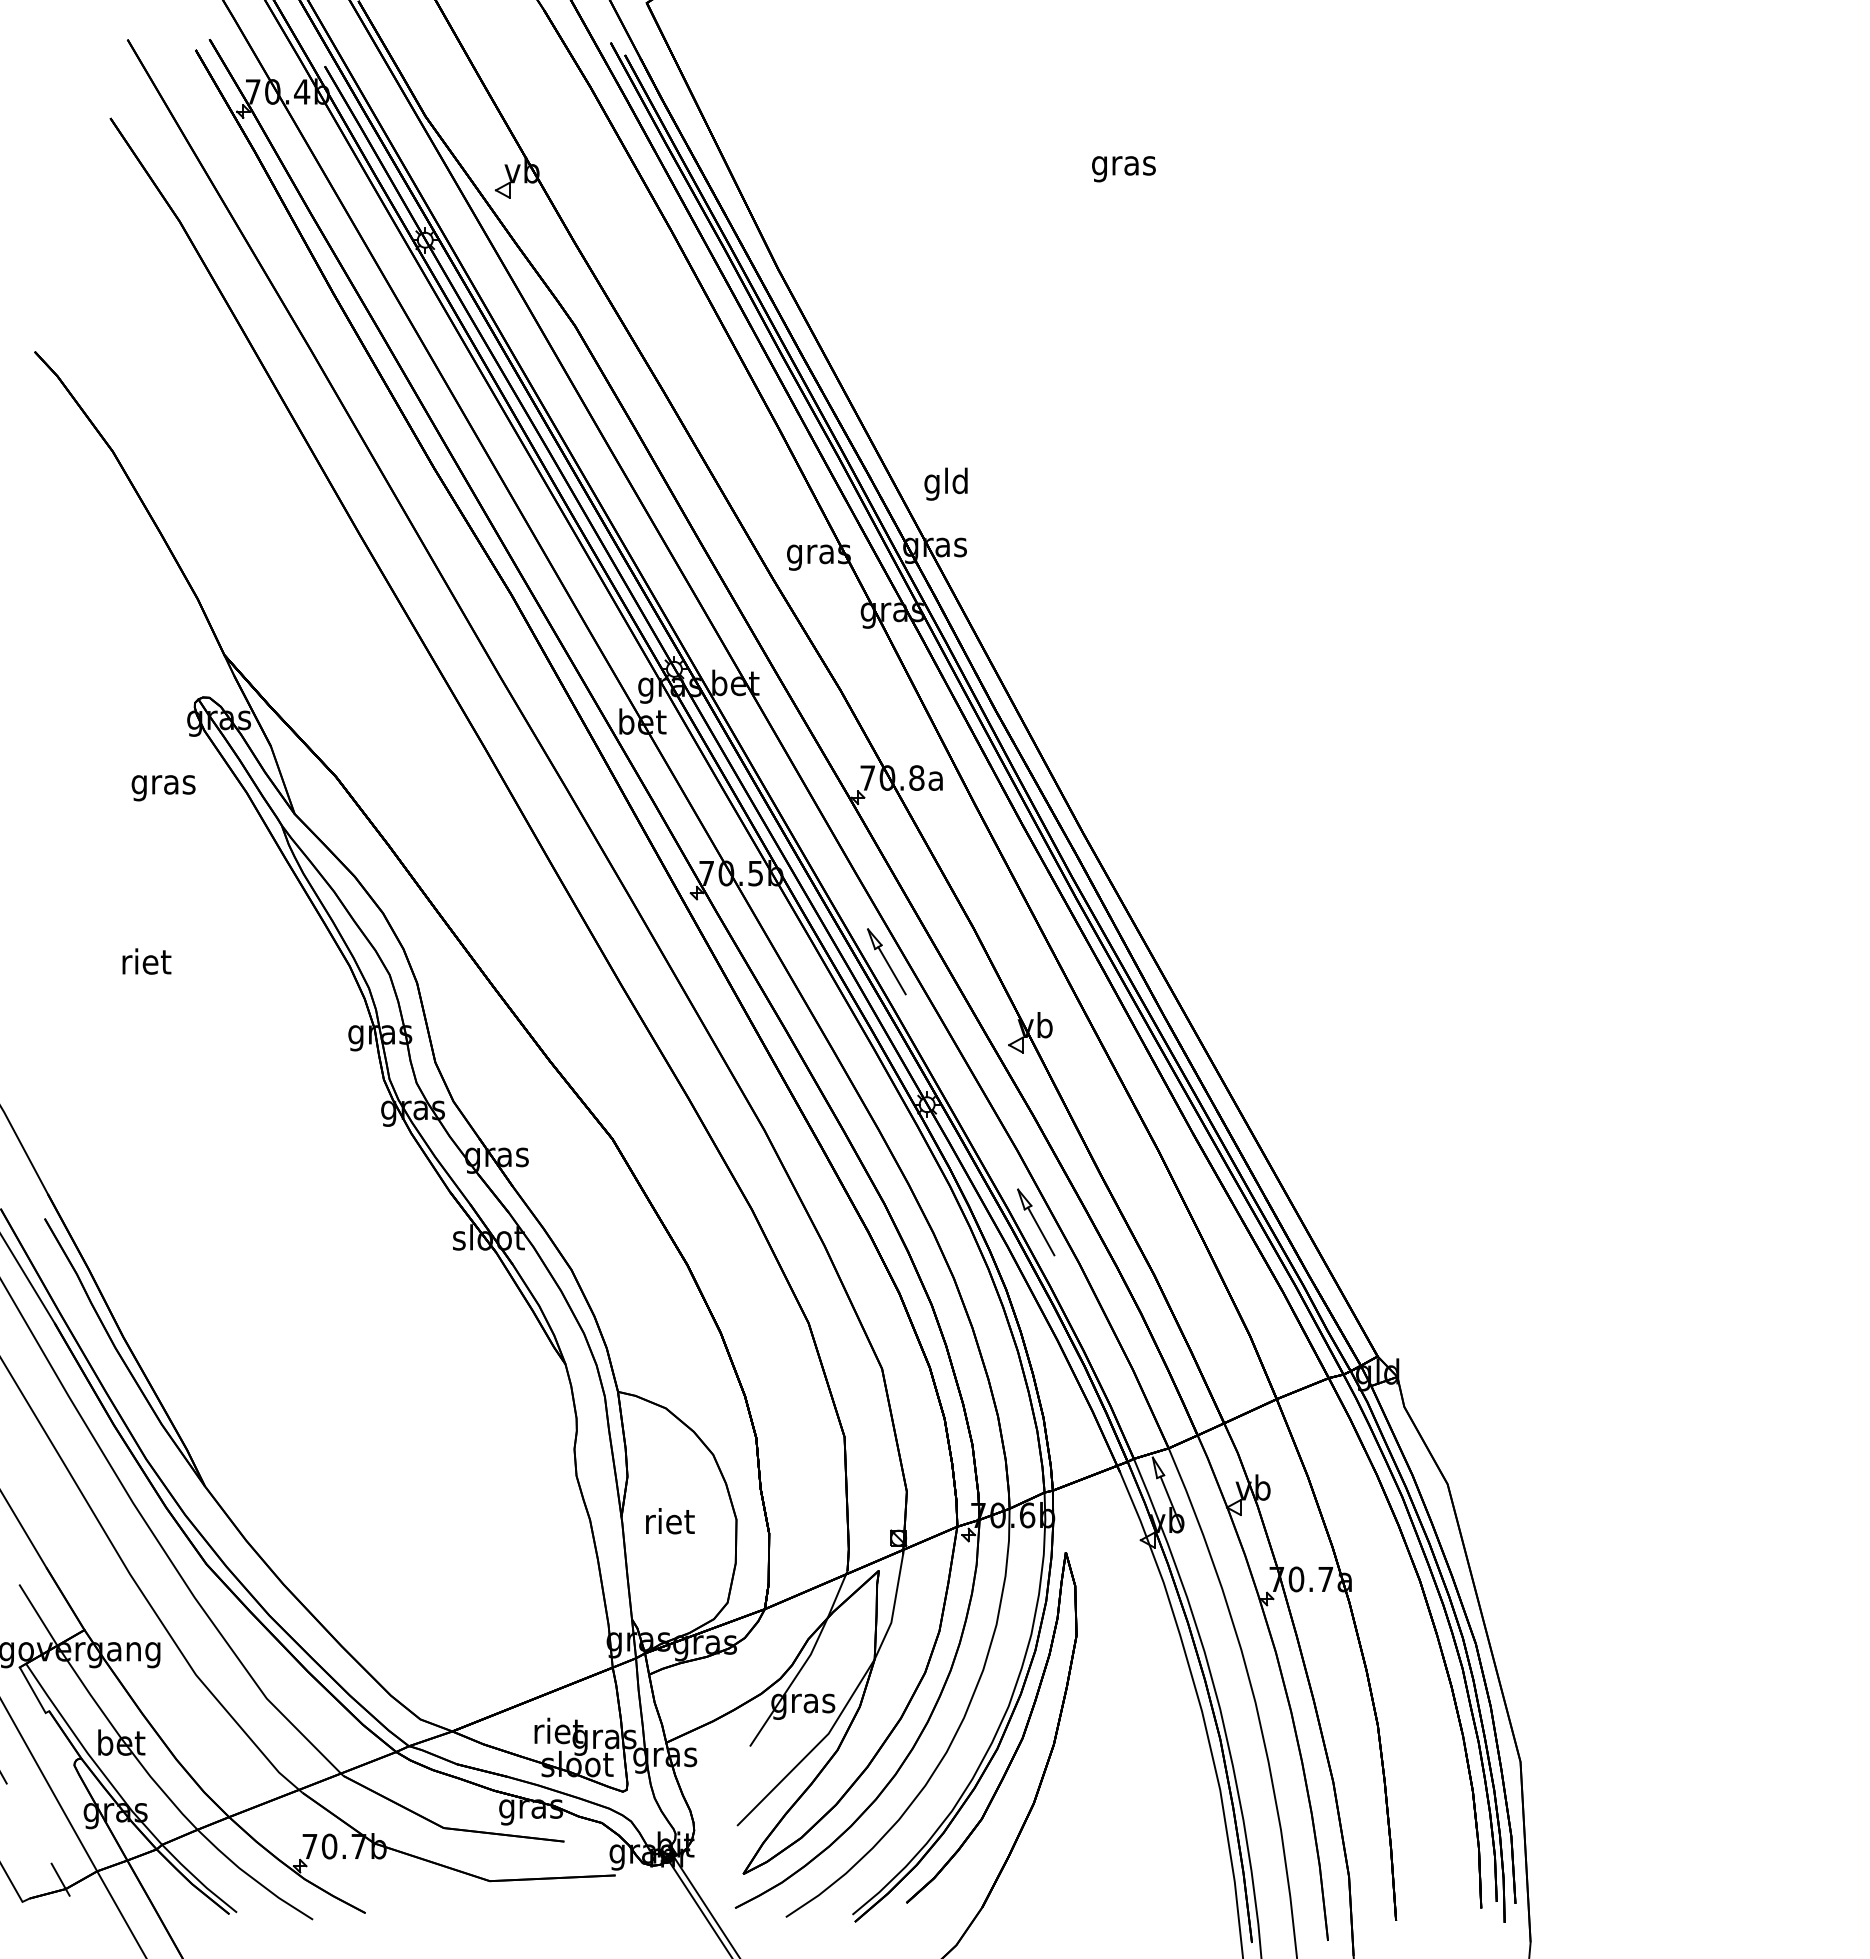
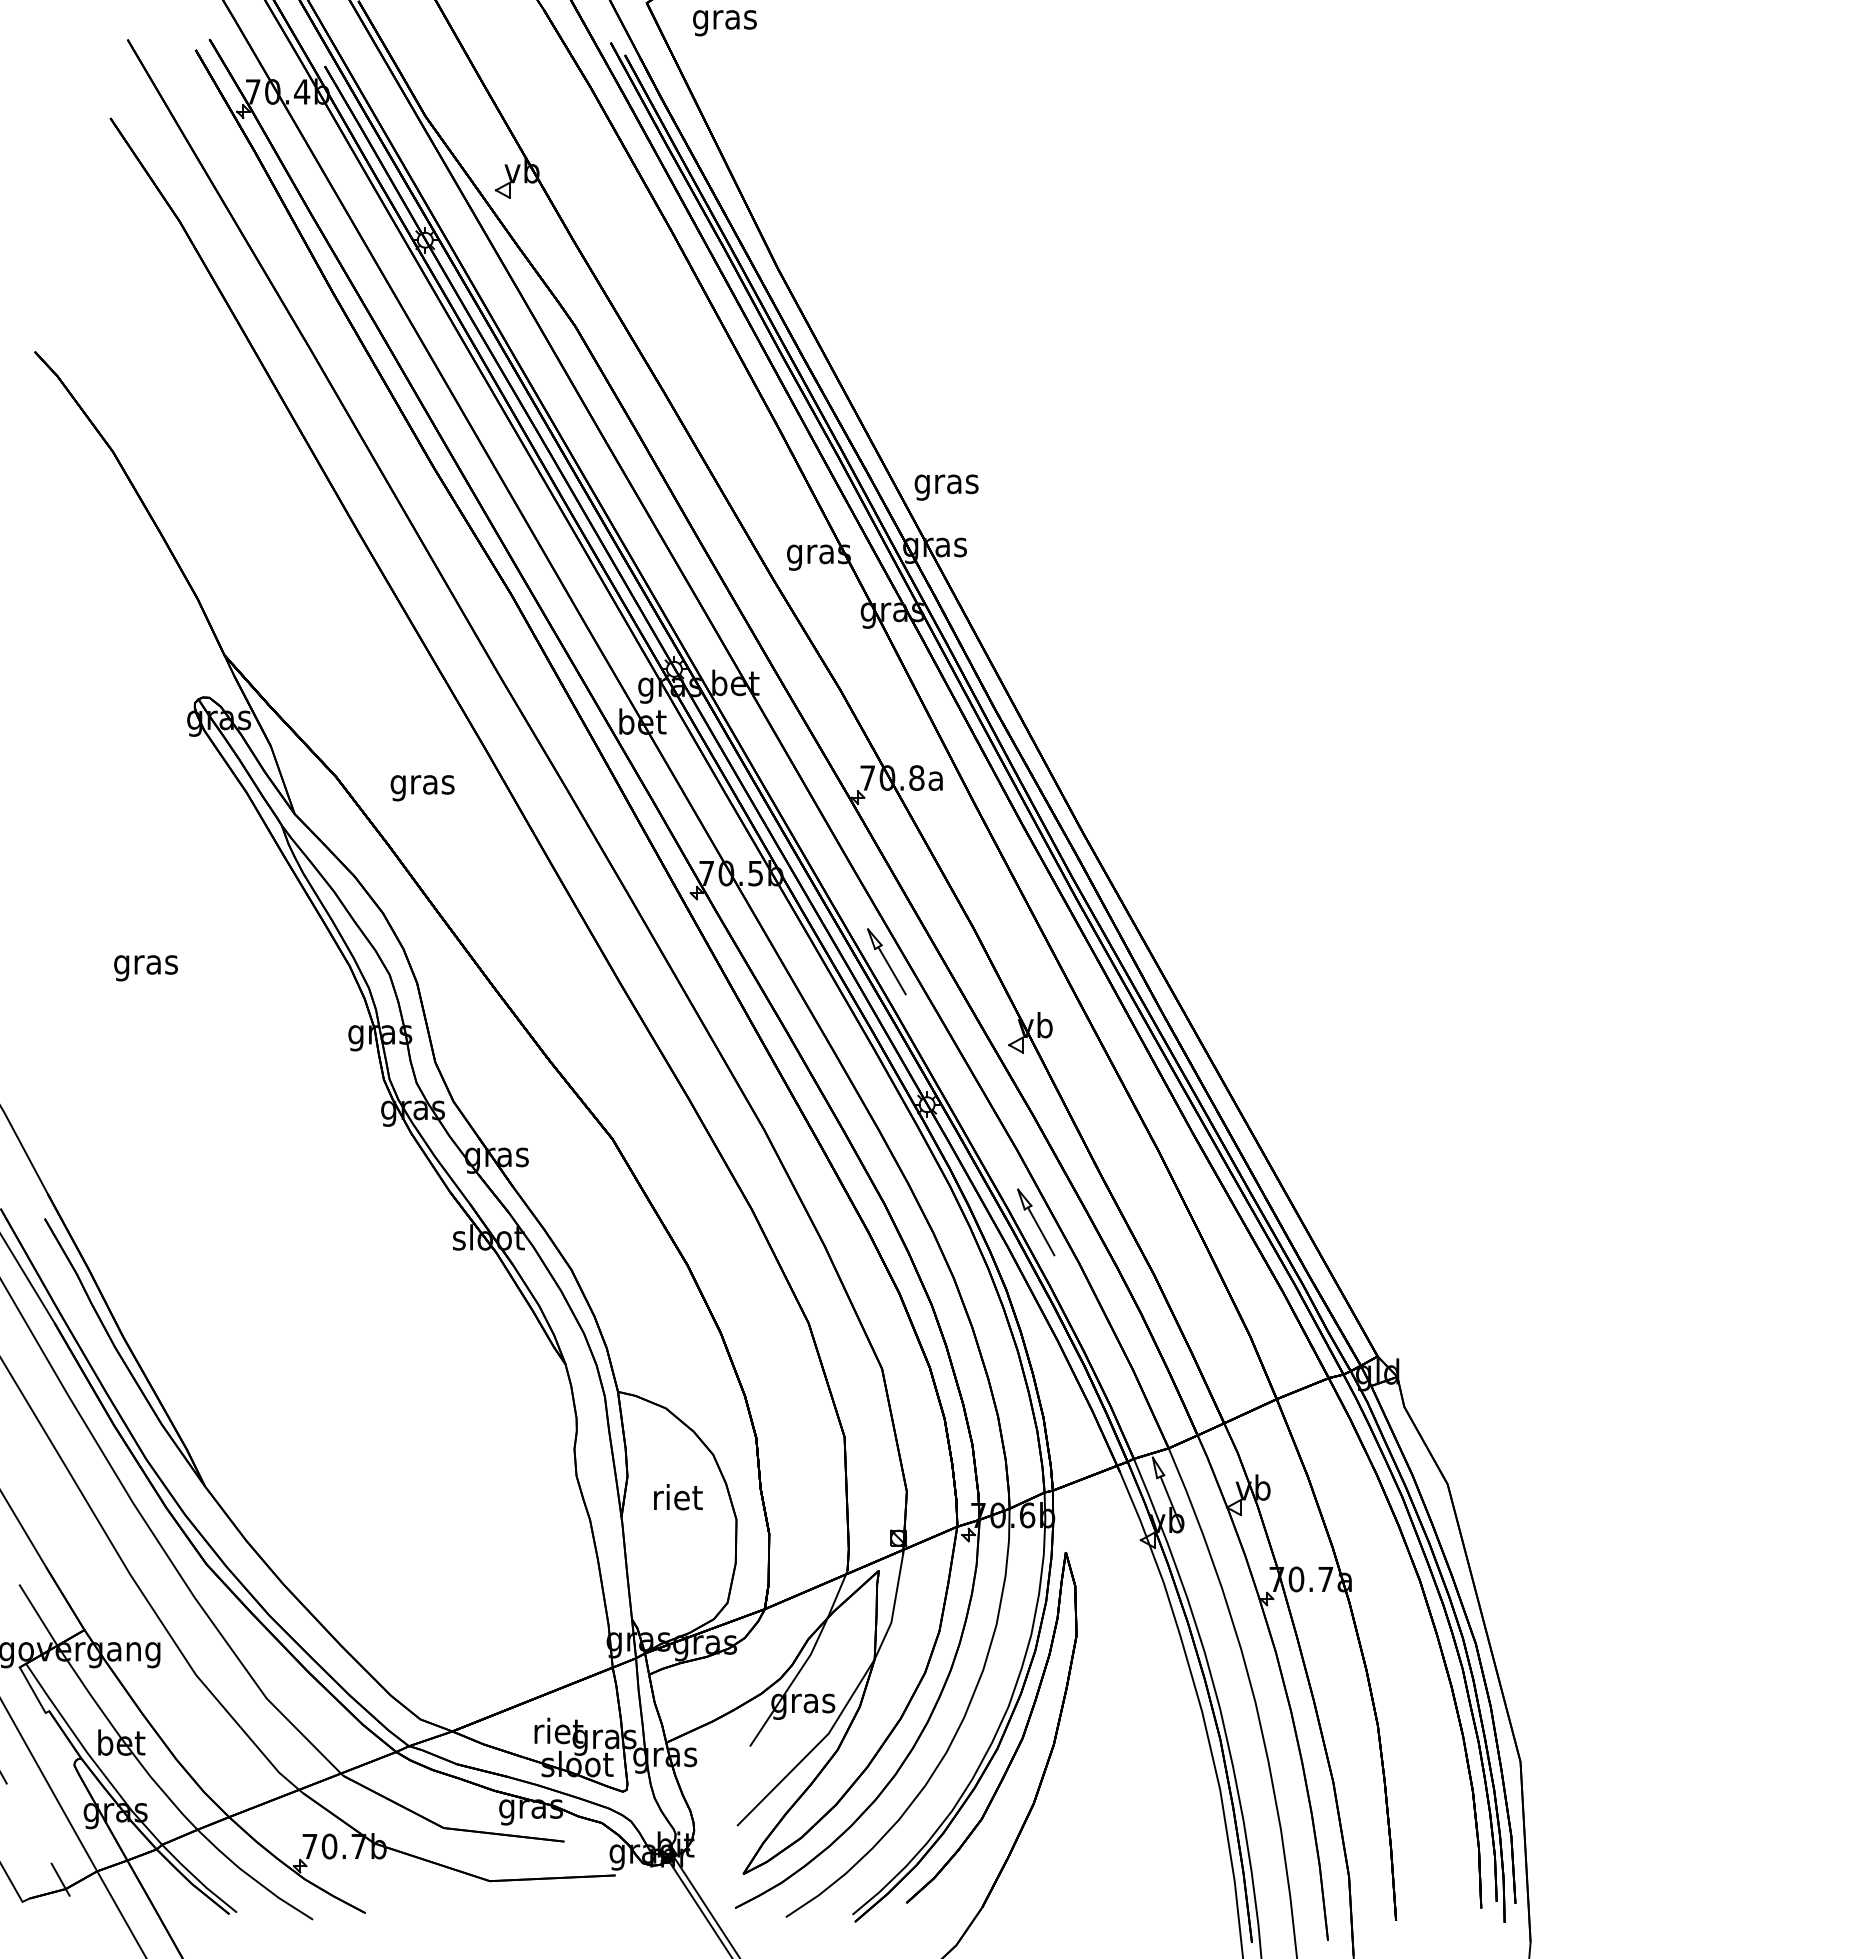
text position: (1123, 169) -> (724, 23) (724, 23)
text: gld -> gras (946, 483)
text position: (163, 788) -> (422, 788) (422, 788)
text: riet -> gras (145, 964)
text position: (670, 1521) -> (678, 1497) (678, 1497)
